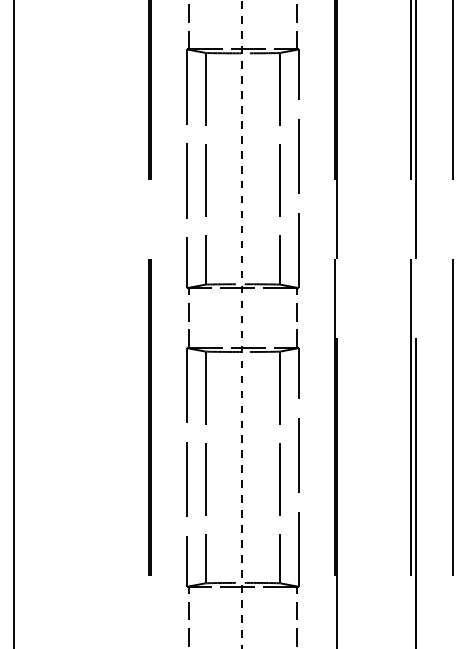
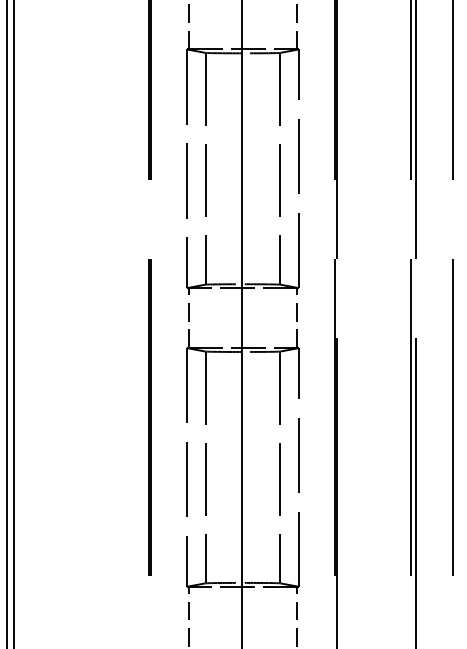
line: none -> present (7, 323)
line: dashed -> solid (241, 324)
